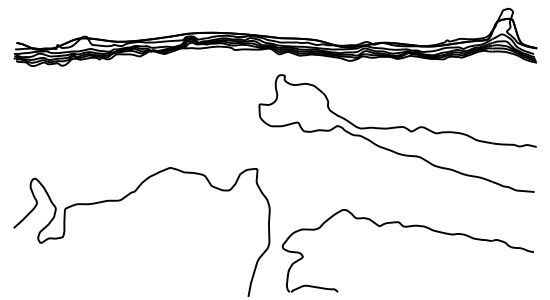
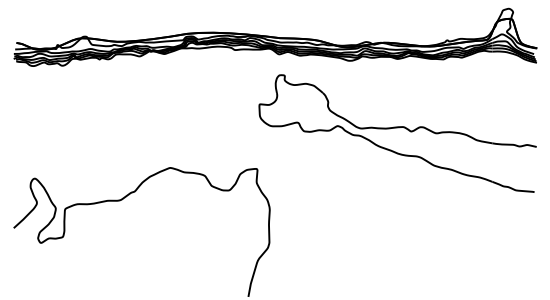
part: present -> none (407, 227)
